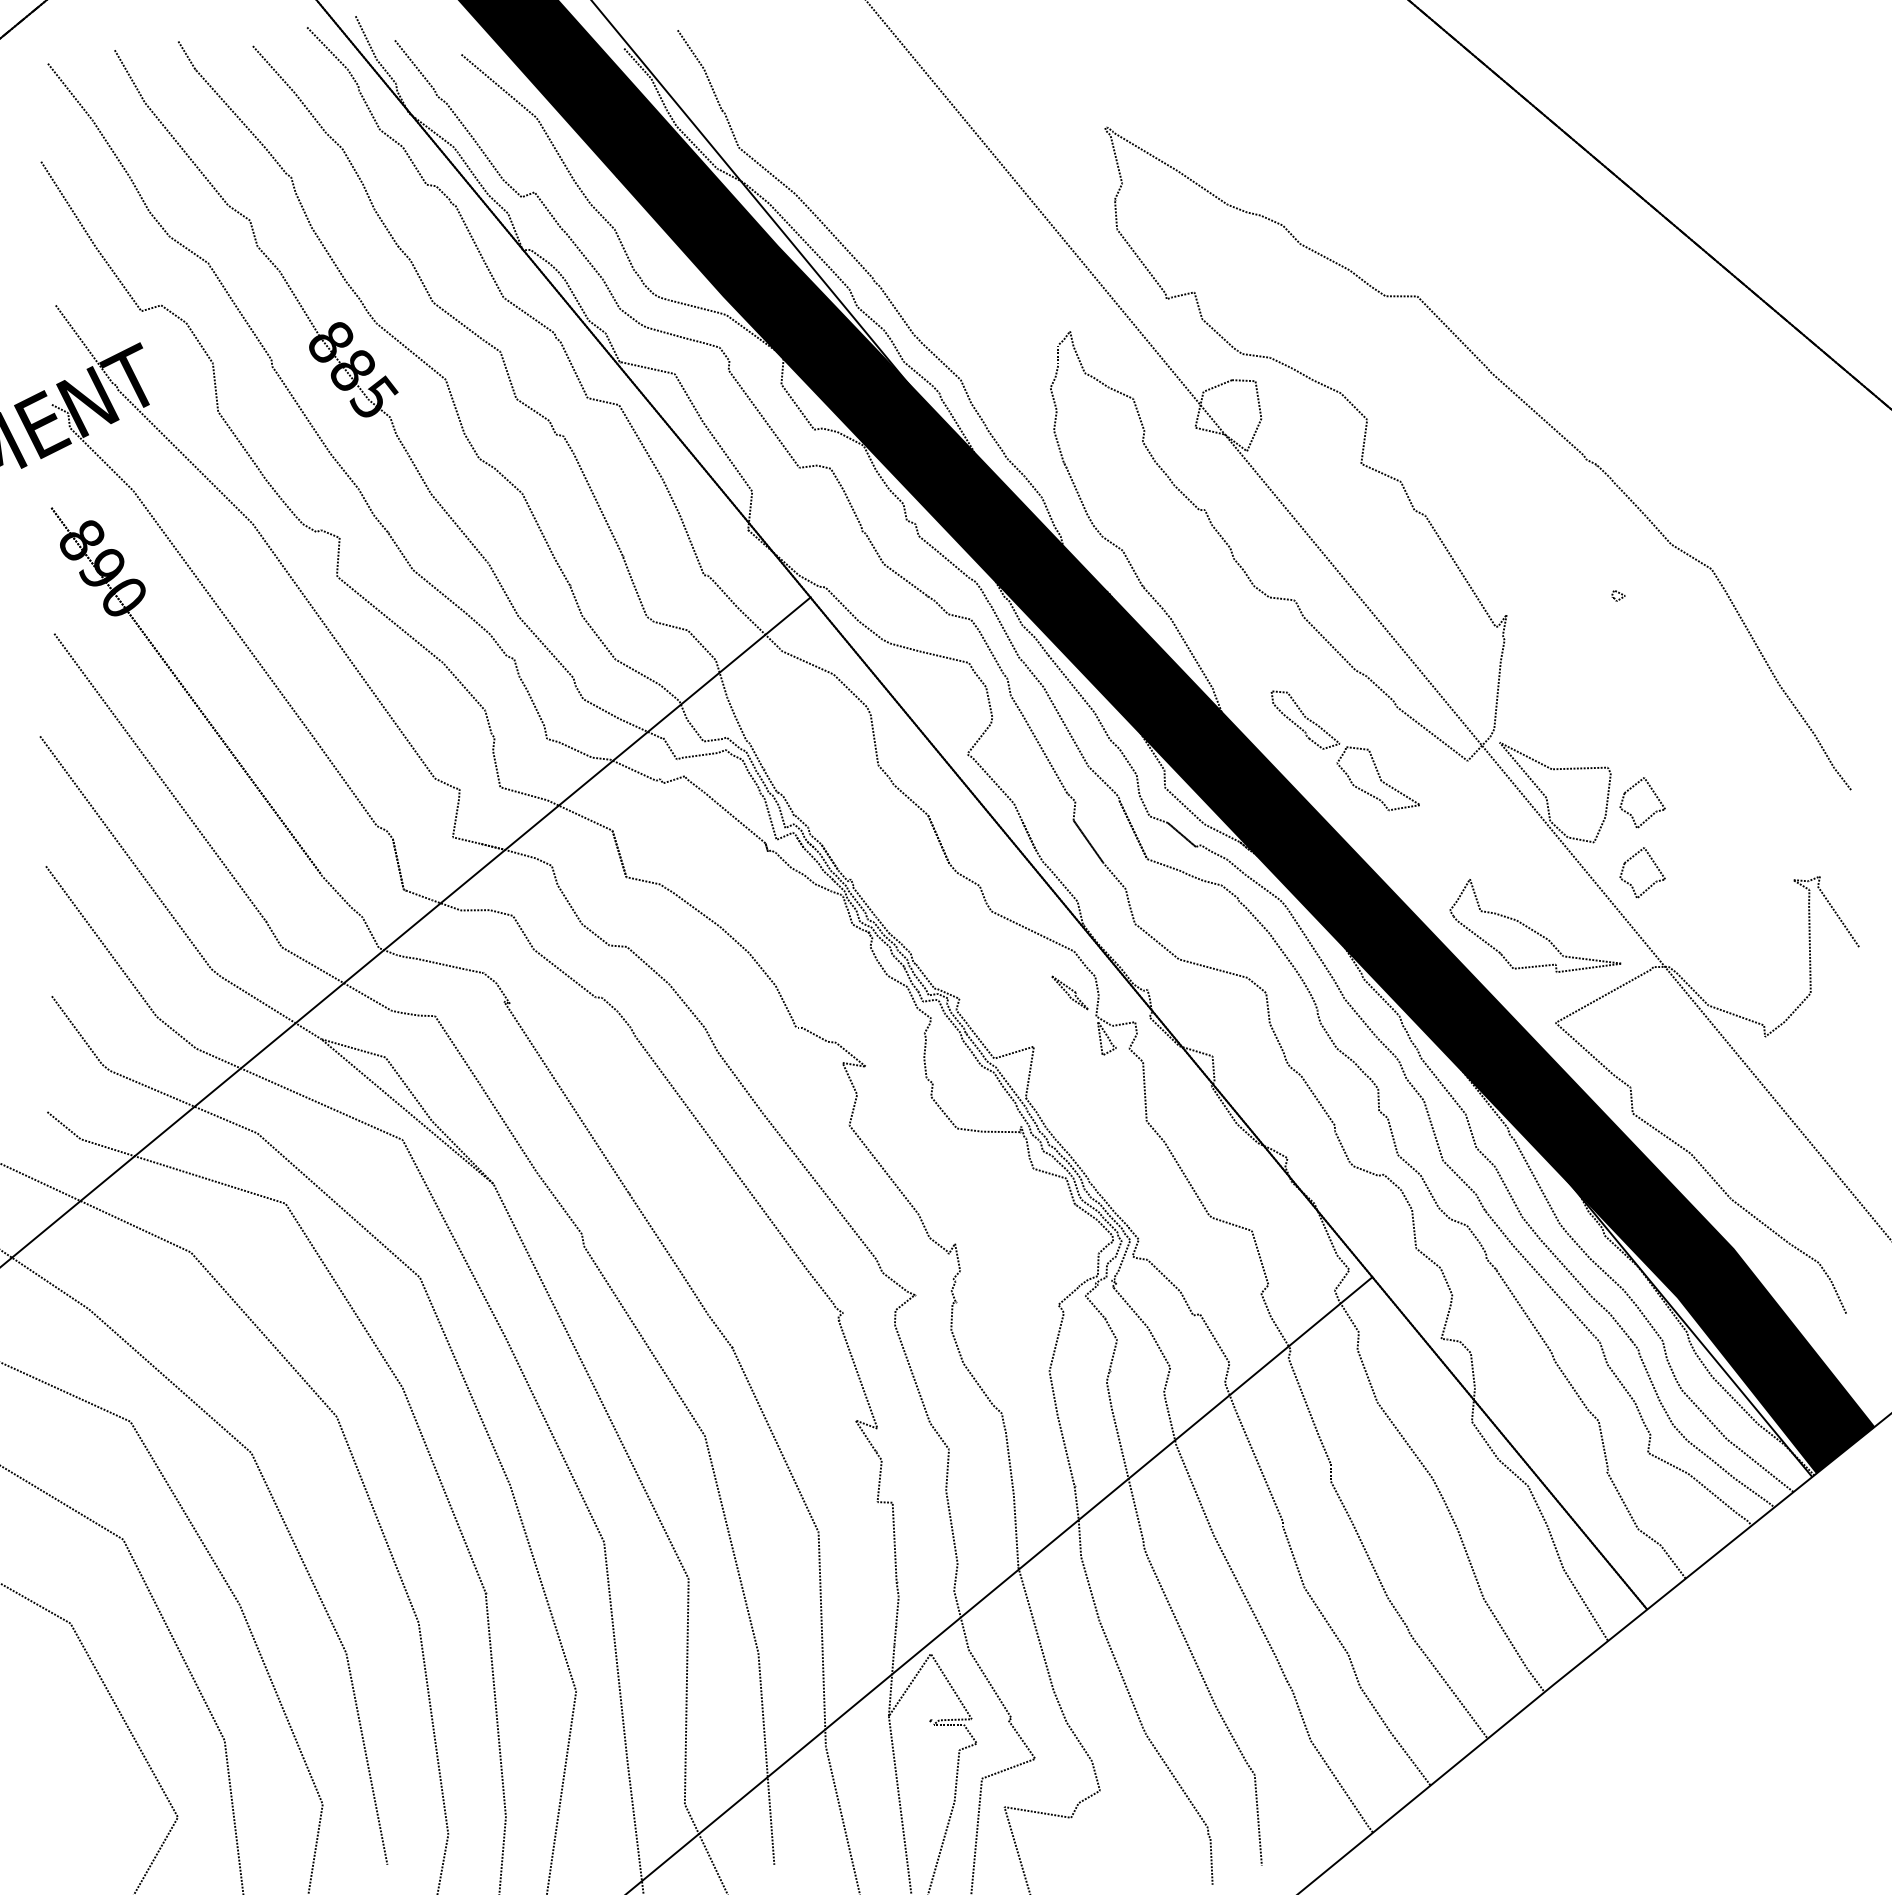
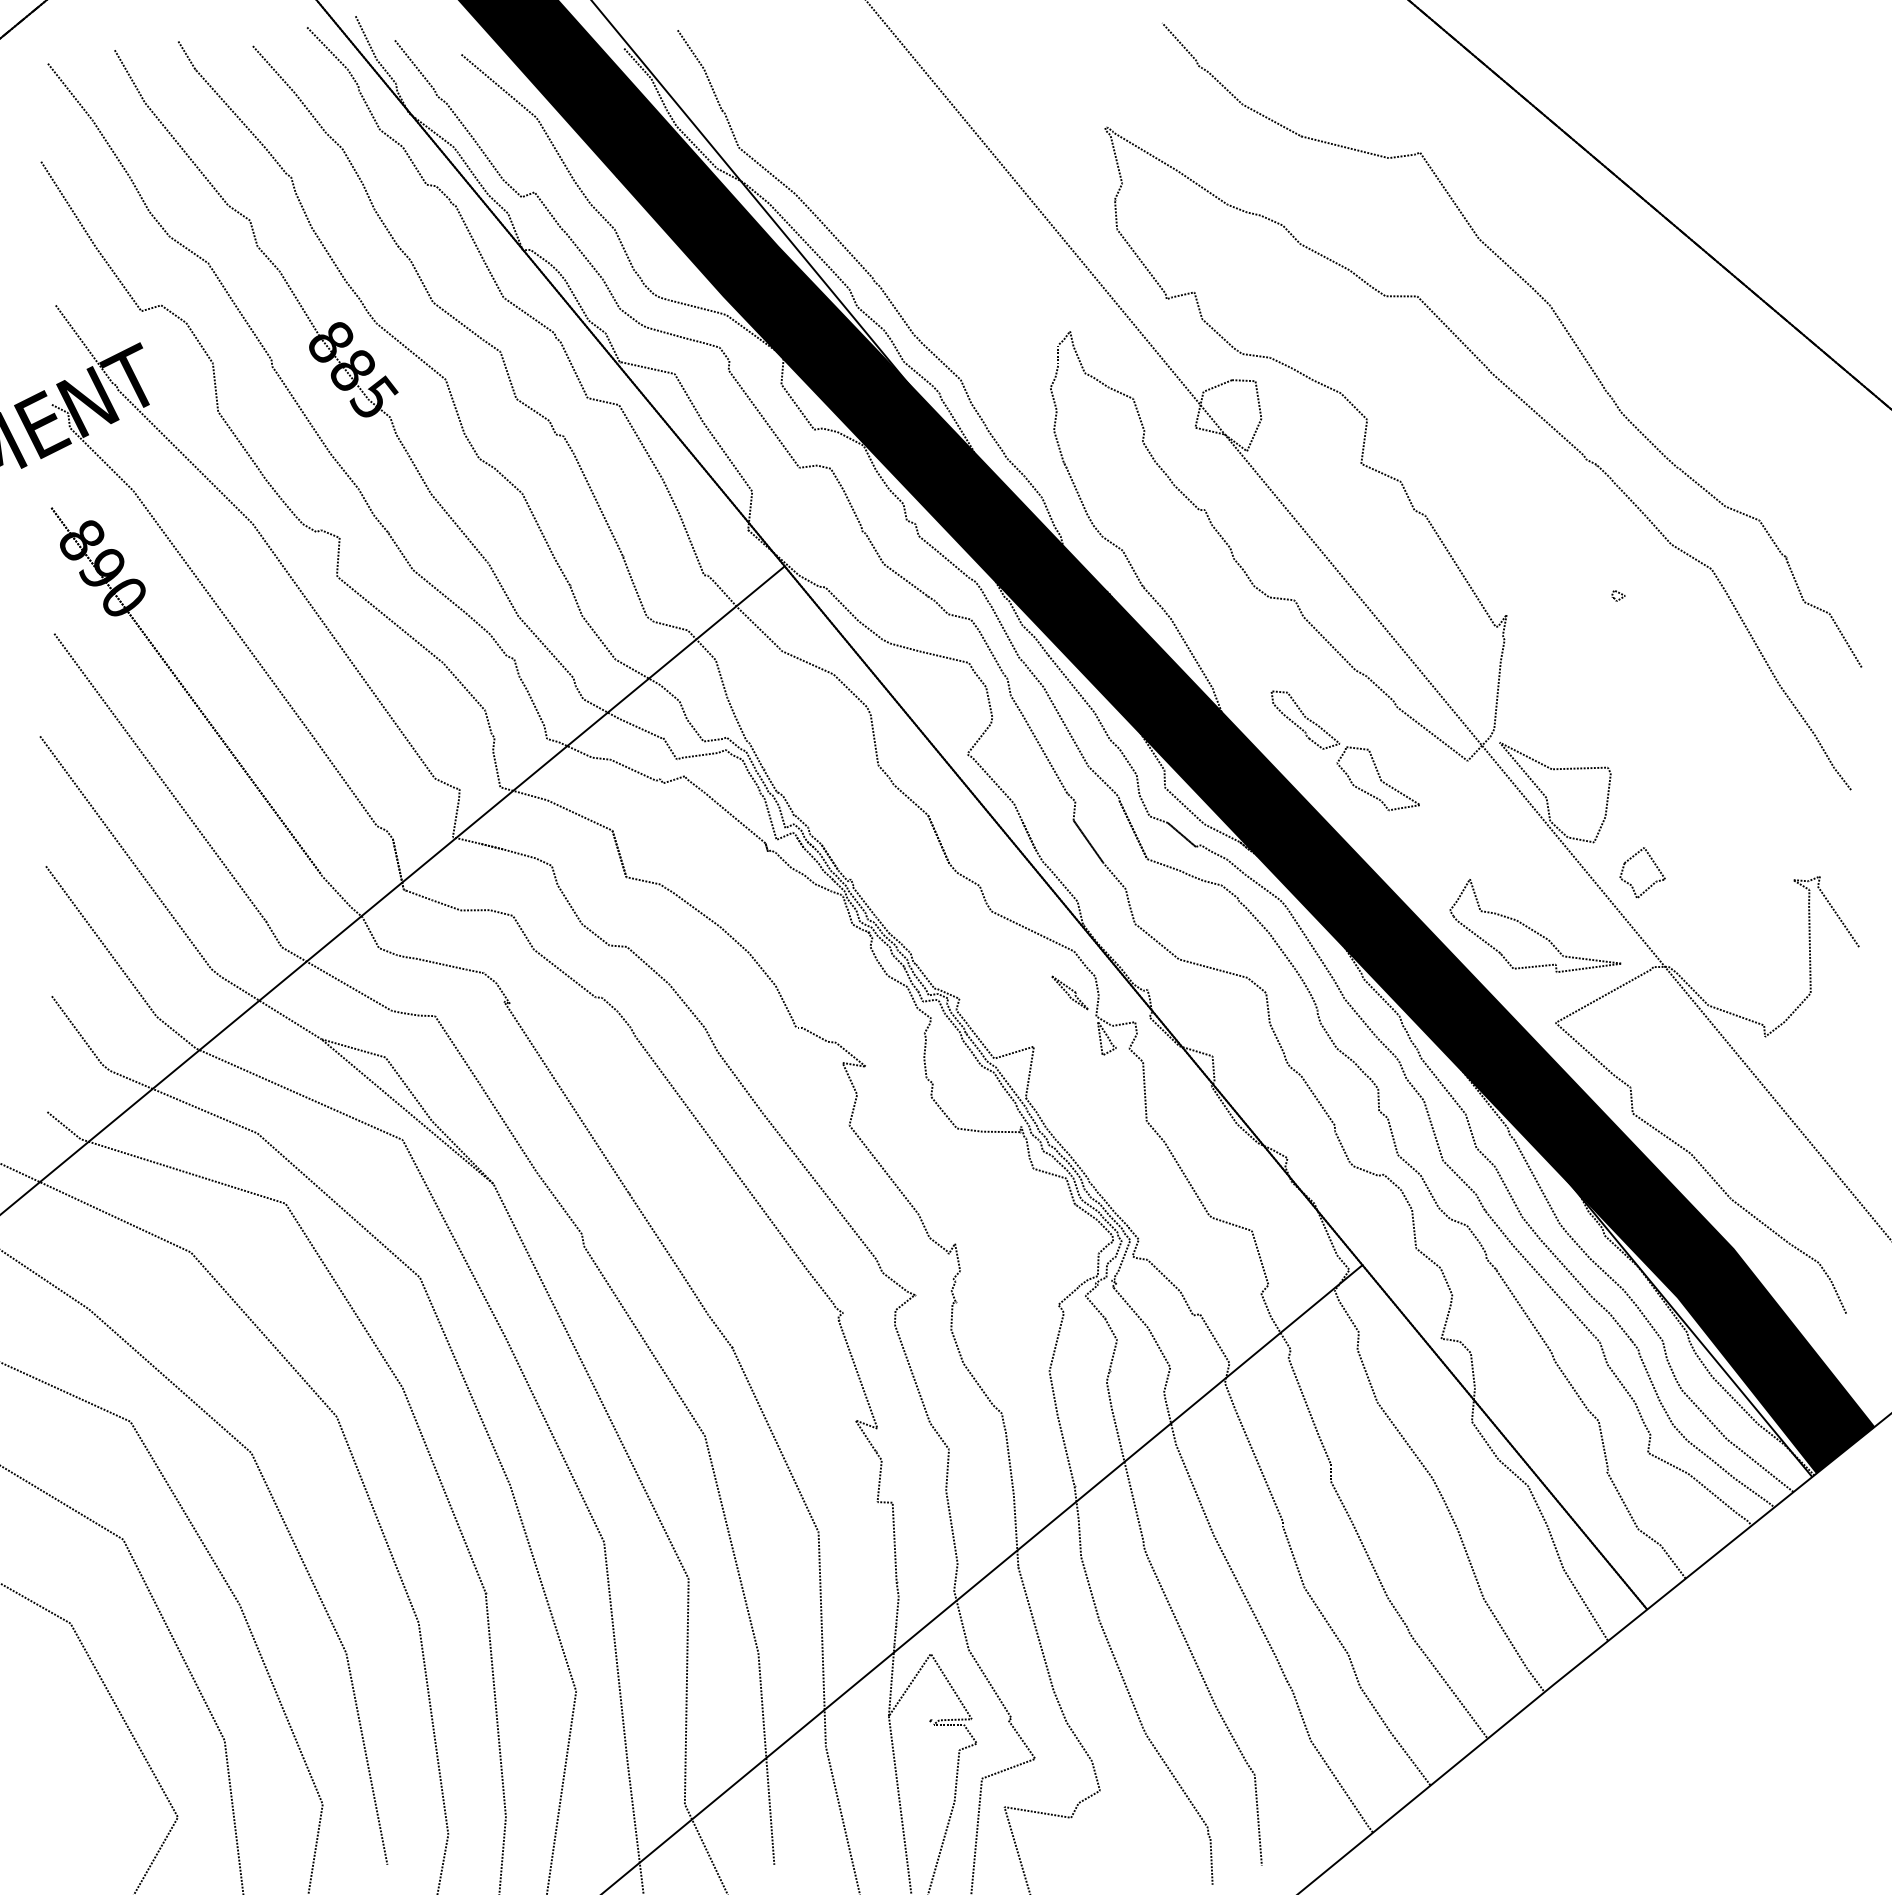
curve: none -> present (1554, 314)
part: present -> none (1654, 794)
line position: (406, 931) -> (393, 889) (393, 889)
line position: (1000, 1584) -> (983, 1578) (983, 1578)
